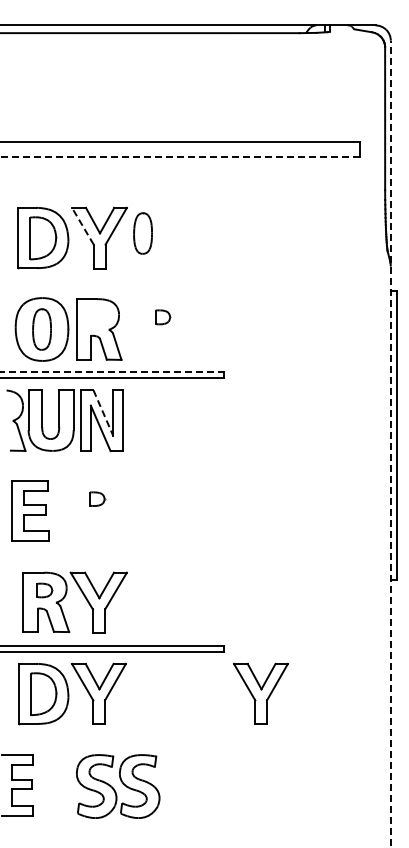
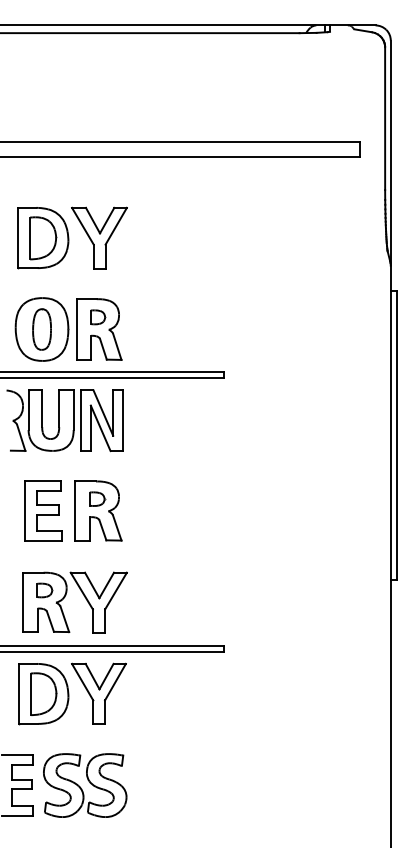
line: dashed -> solid (180, 156)
line: dashed -> solid (82, 225)
part: present -> none (142, 233)
part position: (163, 317) -> (98, 317) (98, 317)
line: dashed -> solid (112, 372)
line: dashed -> solid (103, 413)
line: dashed -> solid (390, 443)
part position: (30, 510) -> (43, 510) (43, 510)
part: none -> present (98, 510)
part: present -> none (260, 693)
part position: (118, 786) -> (85, 785) (85, 785)
